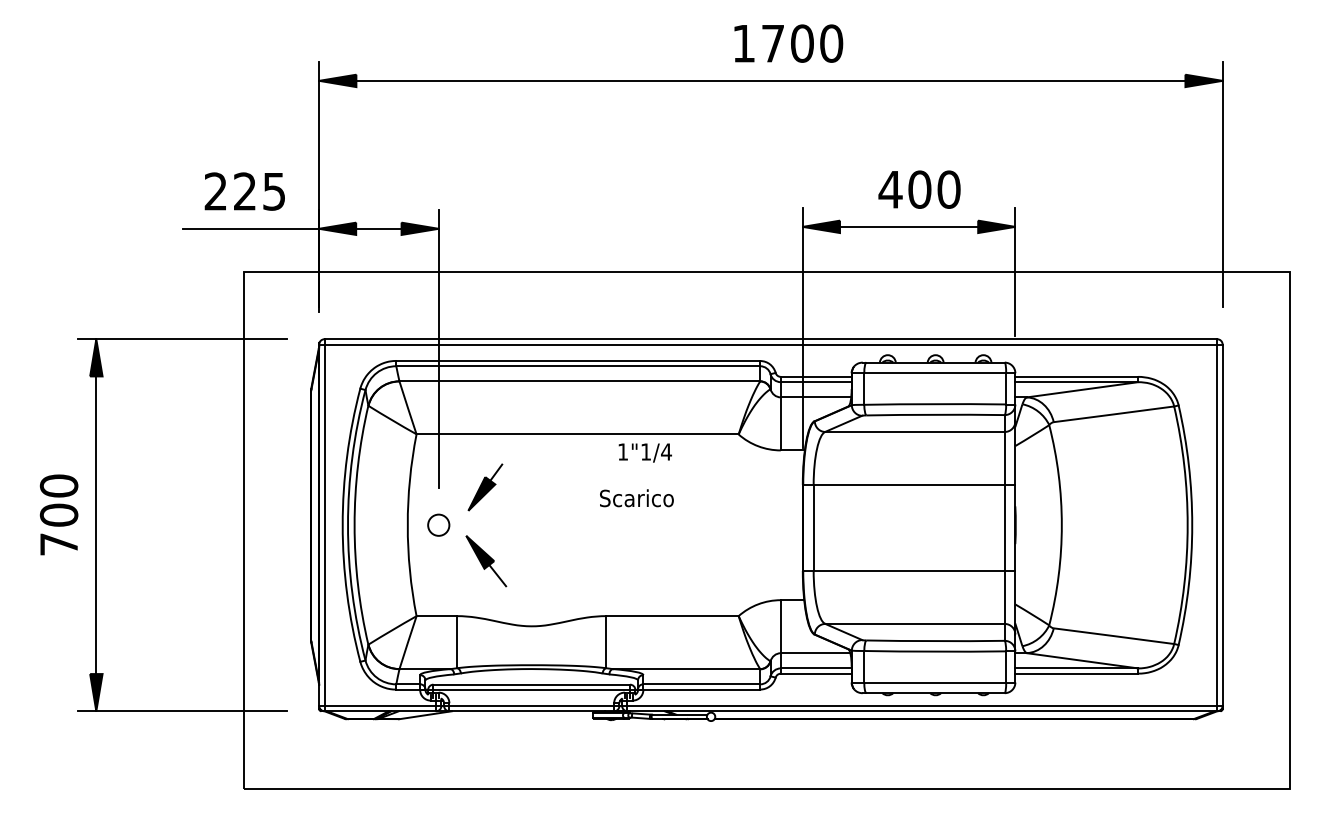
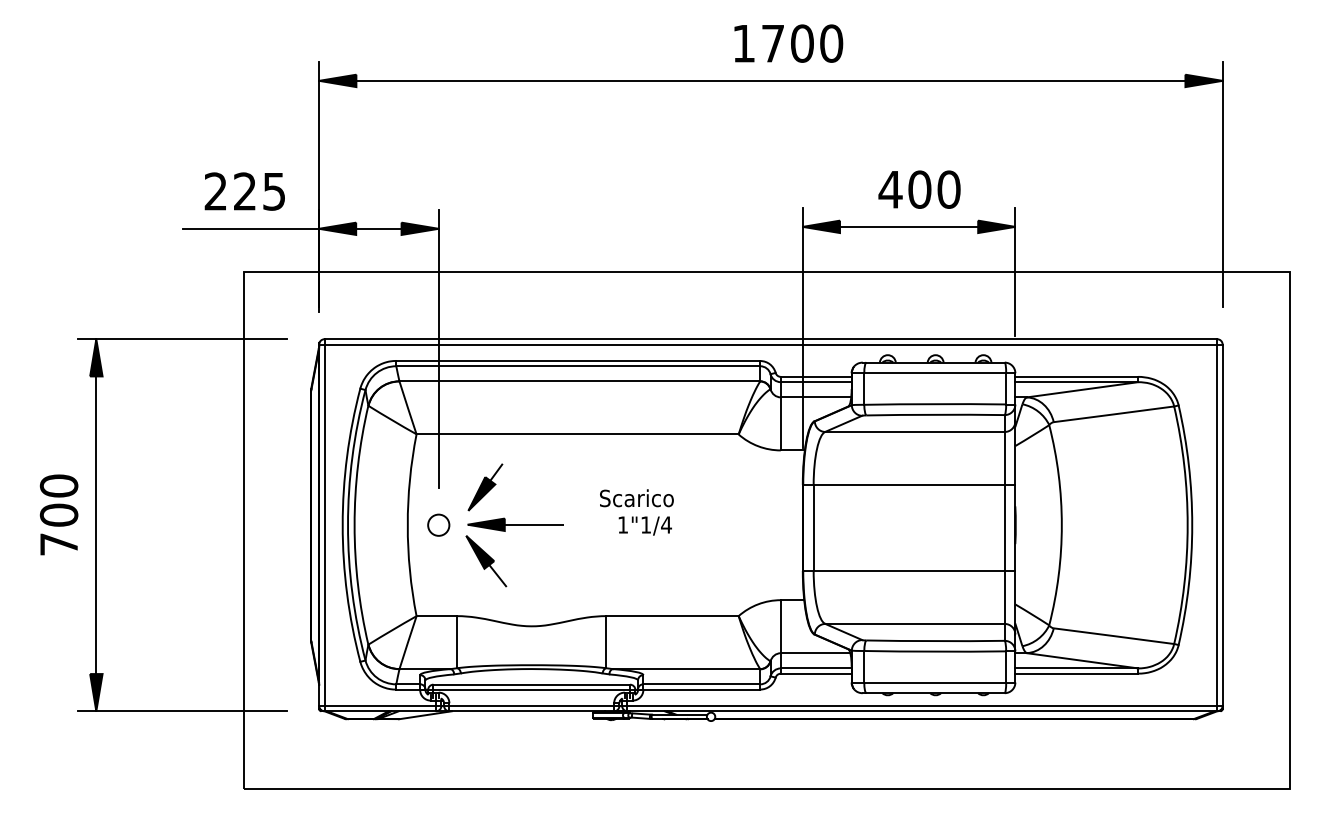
text position: (644, 452) -> (644, 525) (644, 525)
part: none -> present (515, 524)
